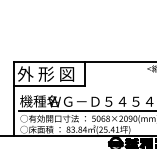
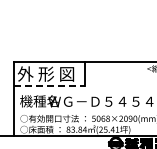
line: solid -> dashed (49, 86)
line: present -> none (85, 111)
